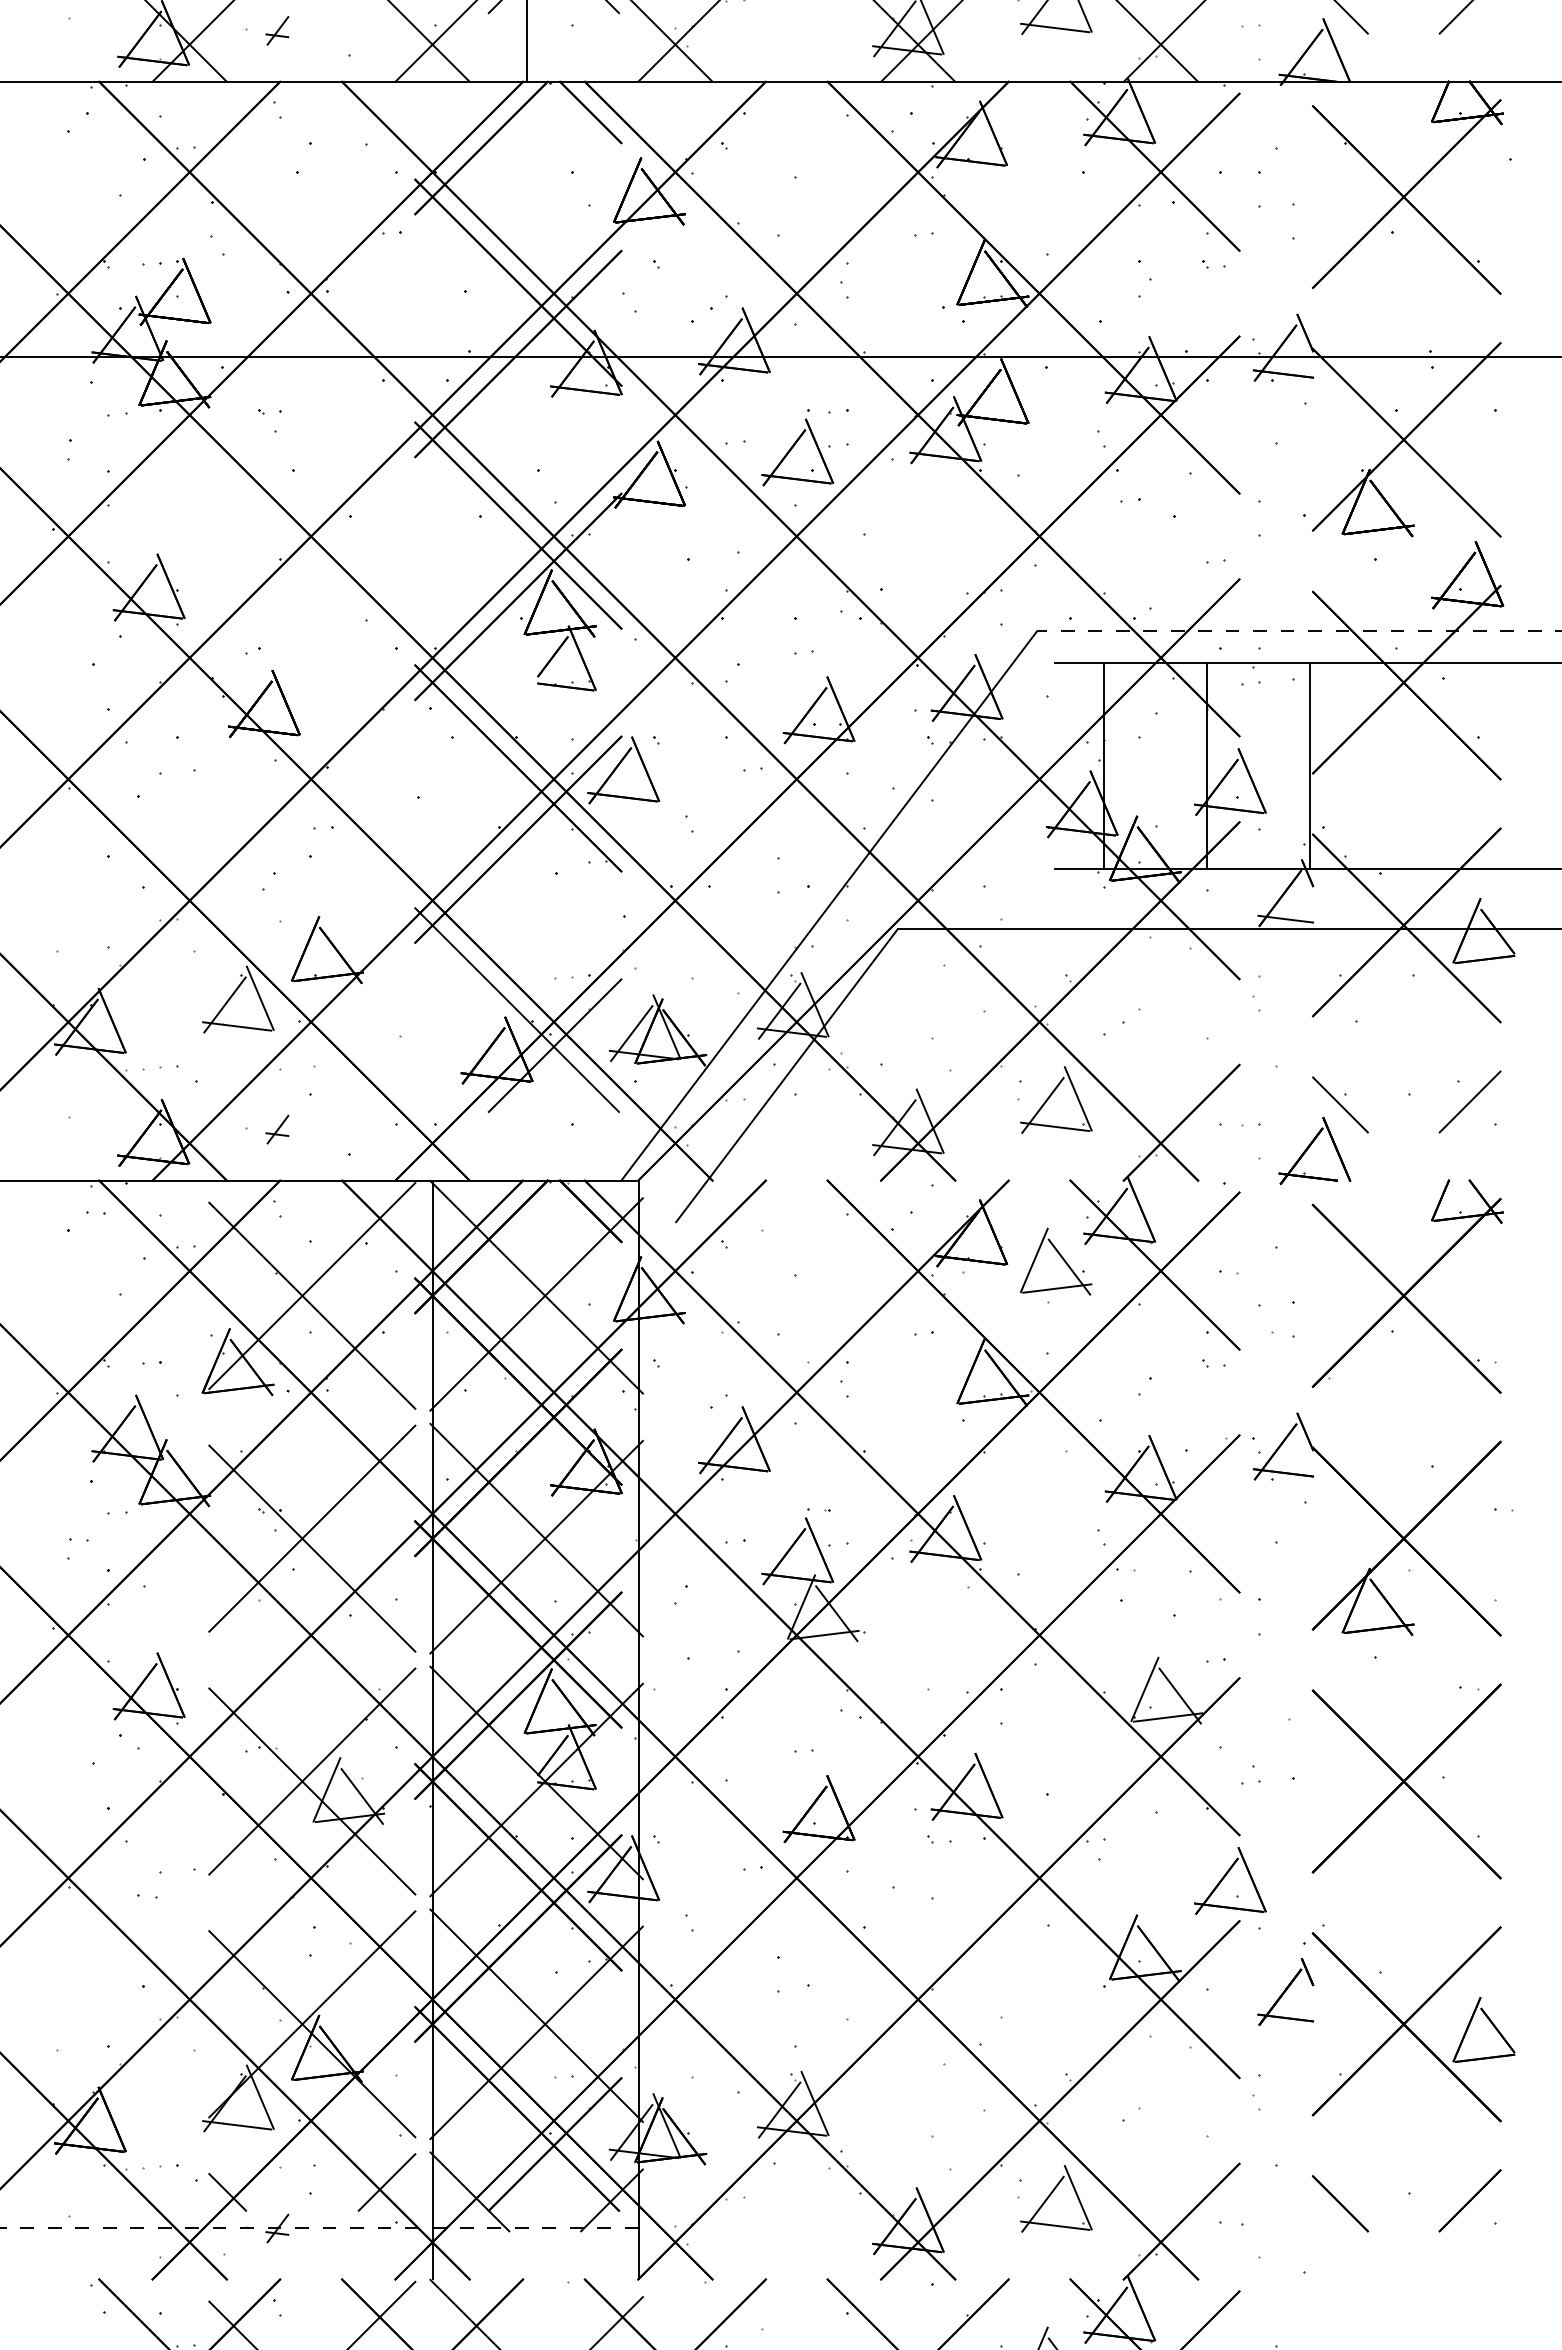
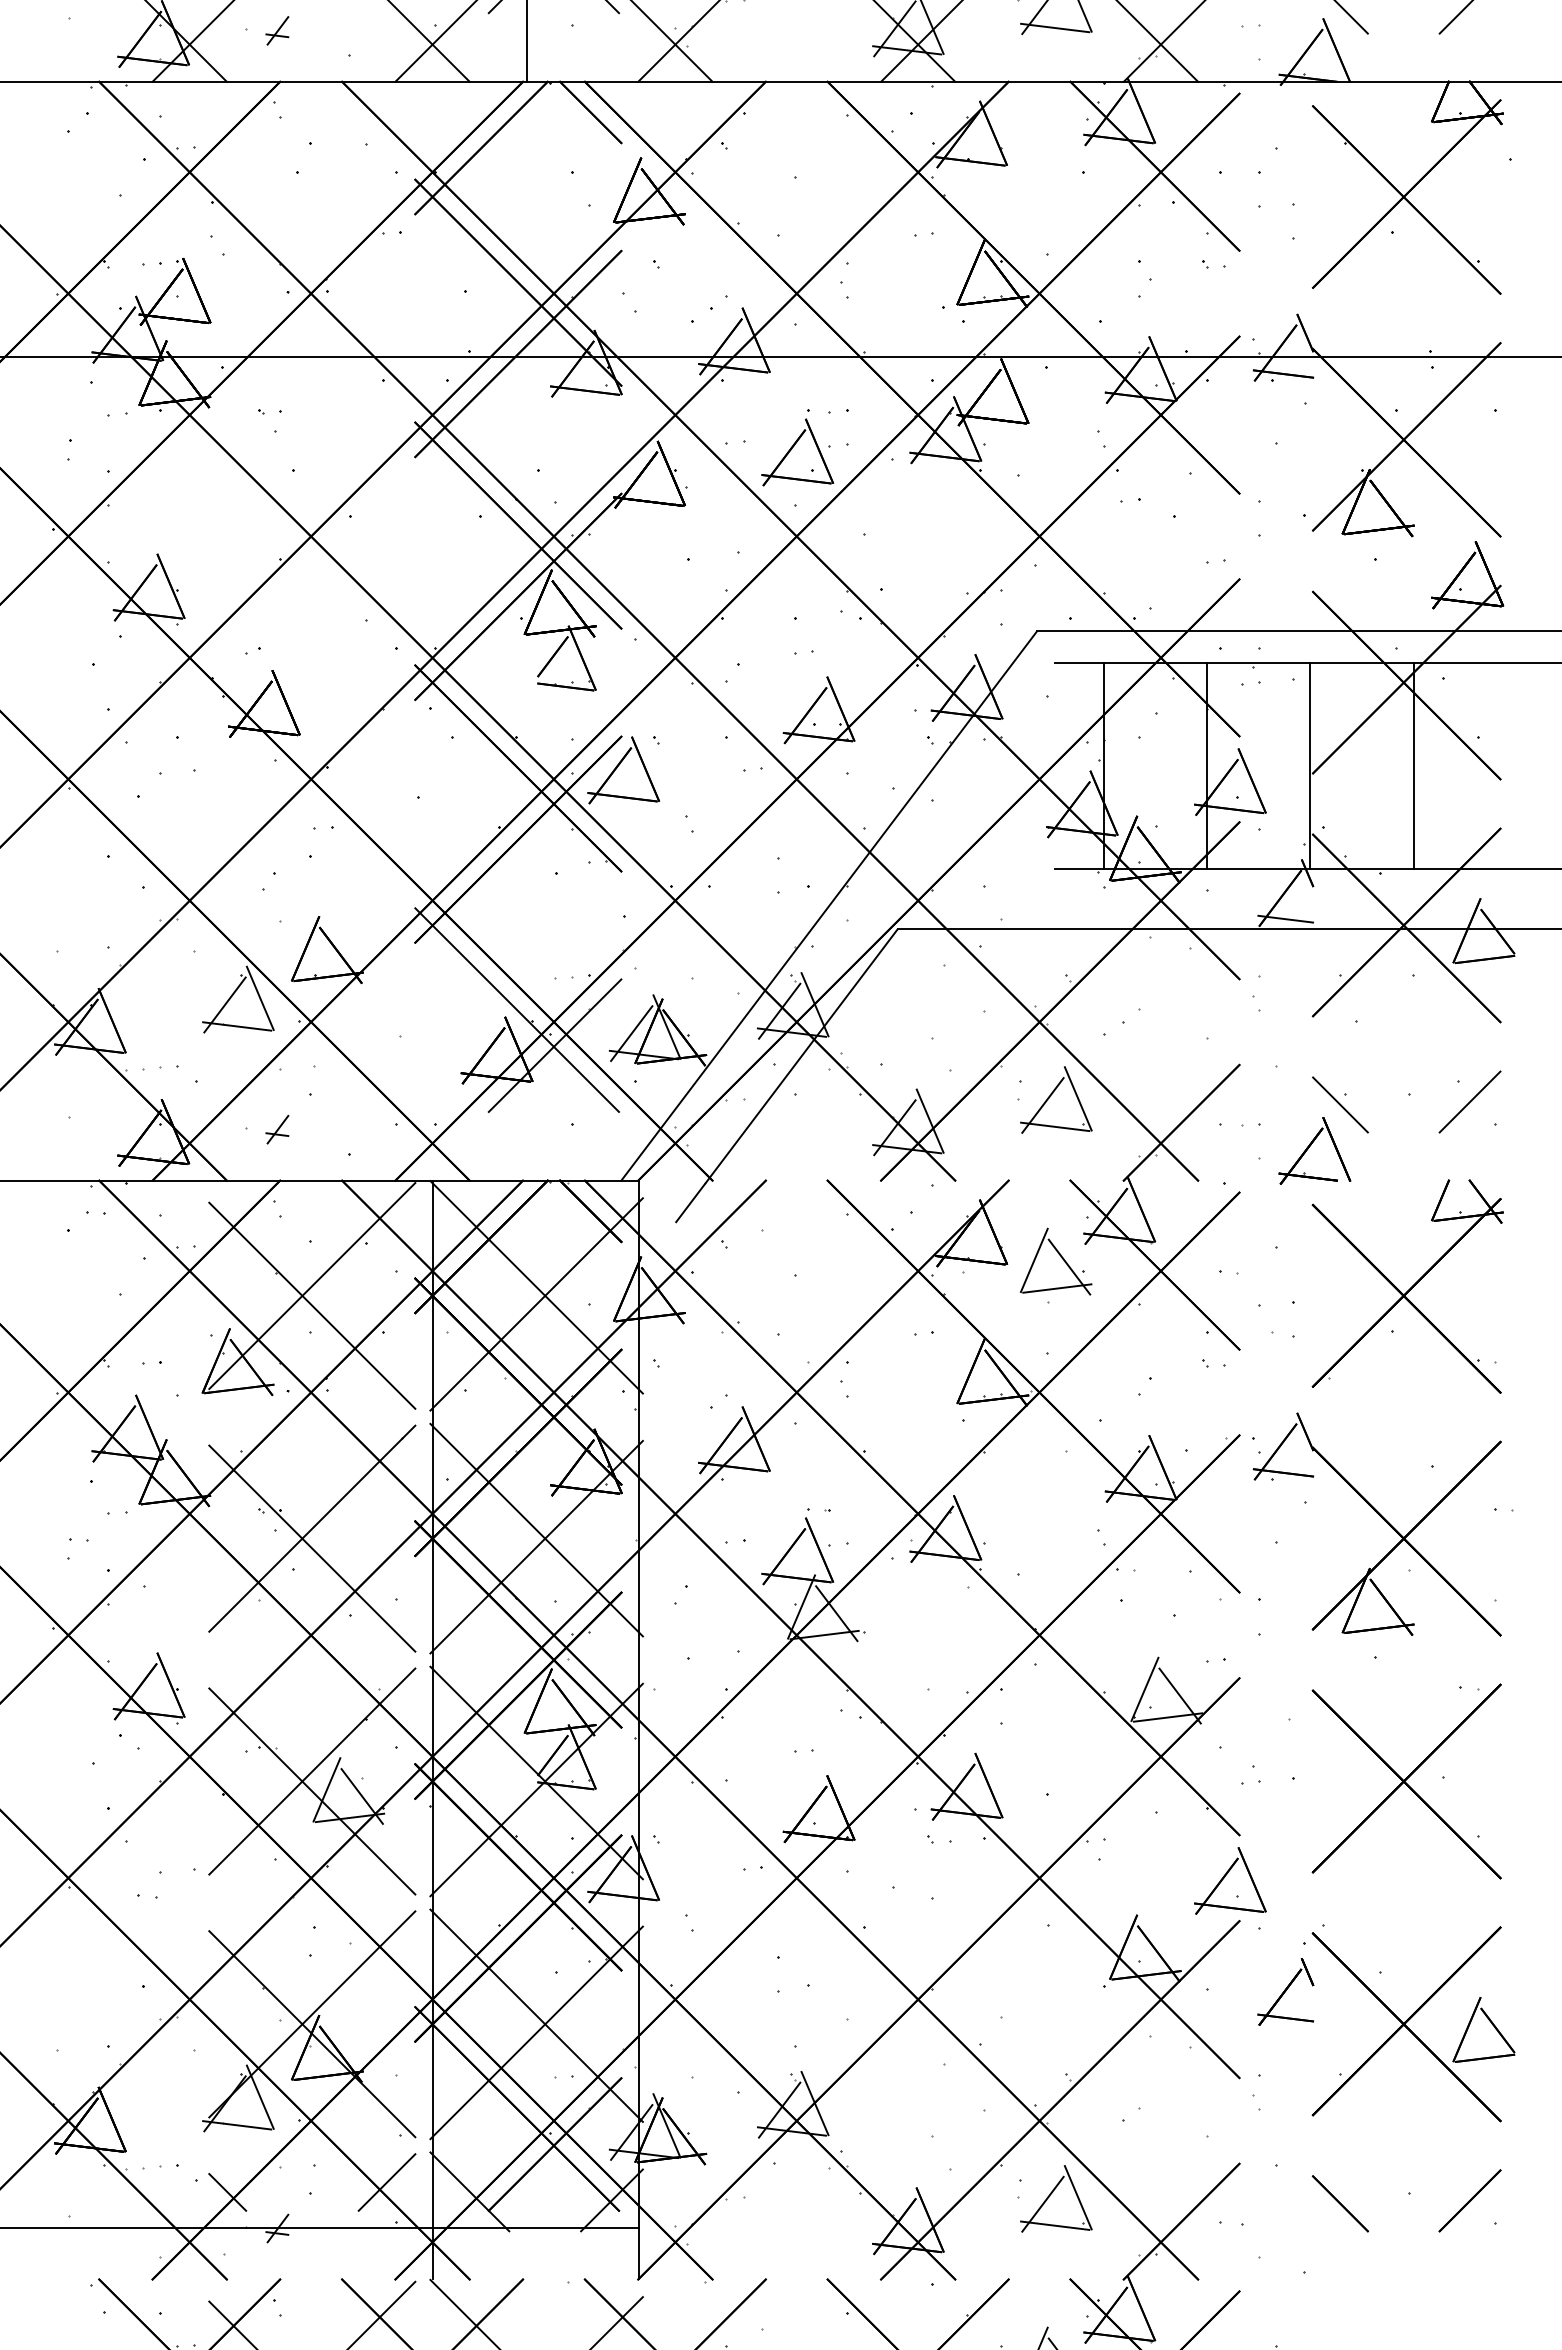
line: dashed -> solid (1299, 631)
line: none -> present (1413, 765)
line: dashed -> solid (319, 2227)
